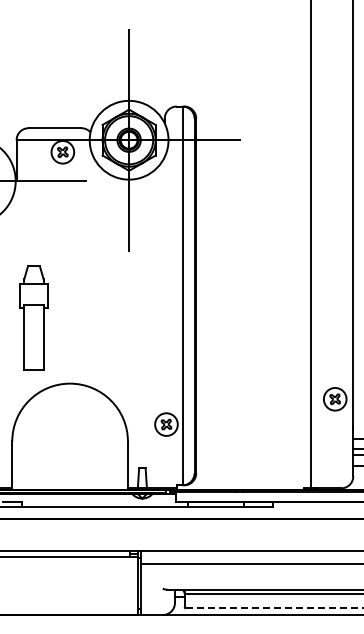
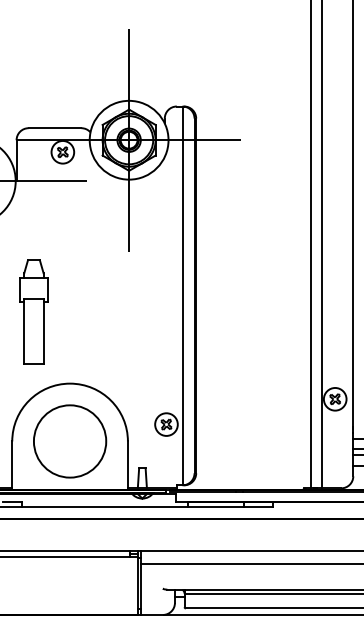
line: none -> present (321, 245)
part position: (33, 317) -> (33, 311) (33, 311)
circle: none -> present (70, 441)
line: dashed -> solid (274, 608)
